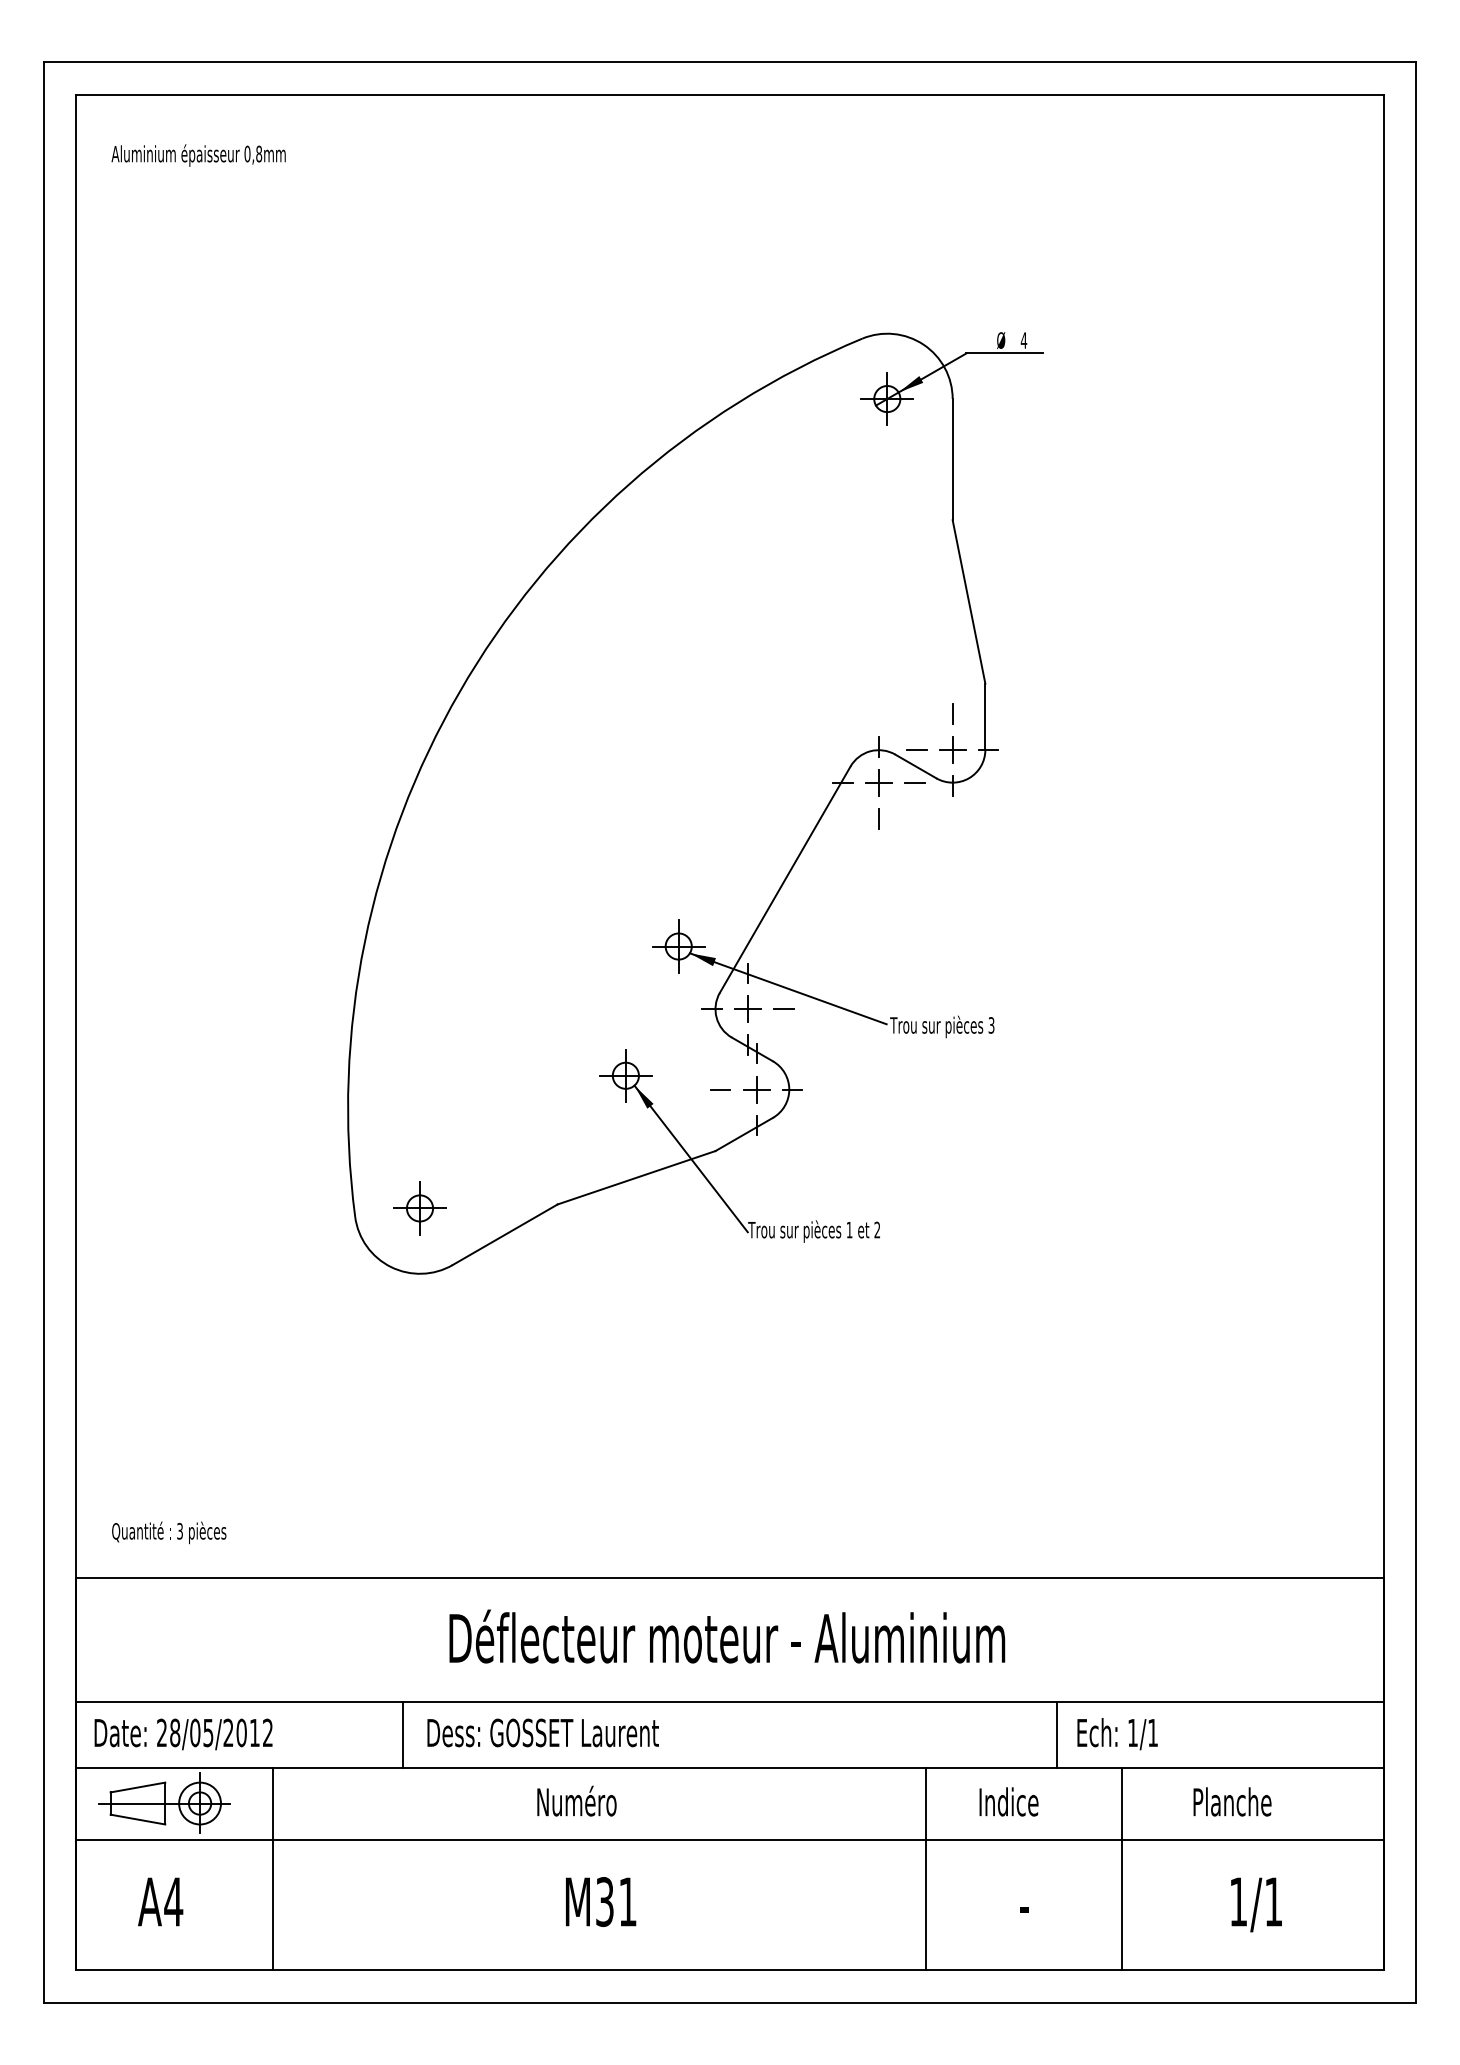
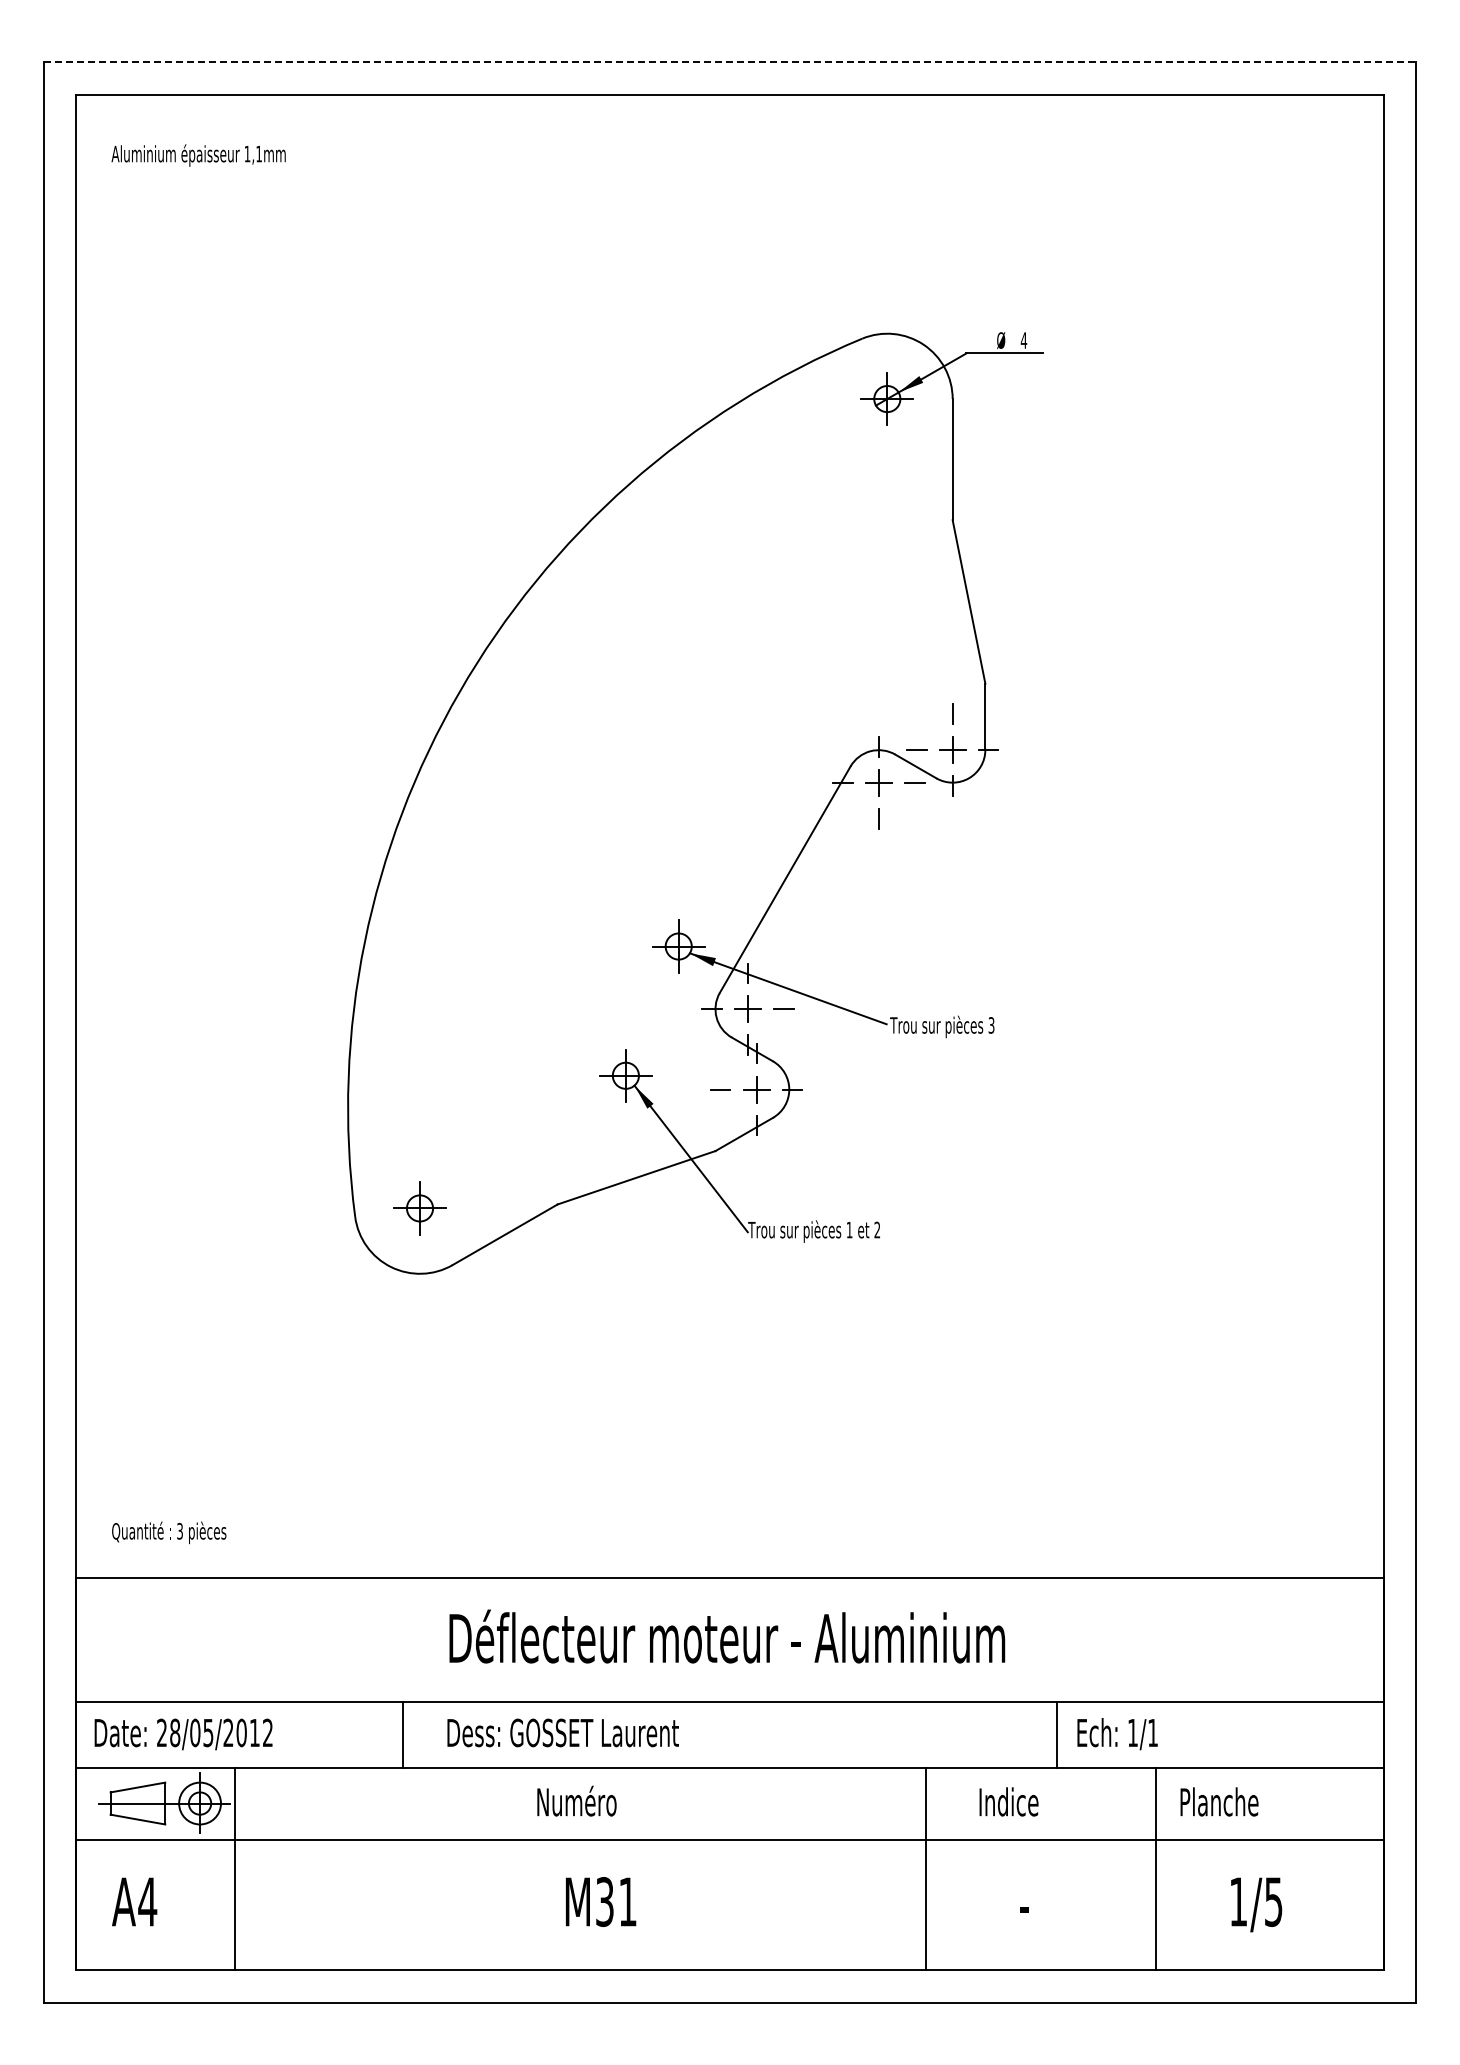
line: solid -> dashed (730, 61)
text: 0,8mm -> 1,1mm (253, 153)
text position: (542, 1732) -> (562, 1732) (562, 1732)
text position: (1232, 1801) -> (1219, 1801) (1219, 1801)
line position: (272, 1868) -> (234, 1868) (234, 1868)
line position: (1122, 1868) -> (1156, 1868) (1156, 1868)
text position: (160, 1901) -> (134, 1901) (134, 1901)
text: 1/1 -> 1/5 (1273, 1902)
